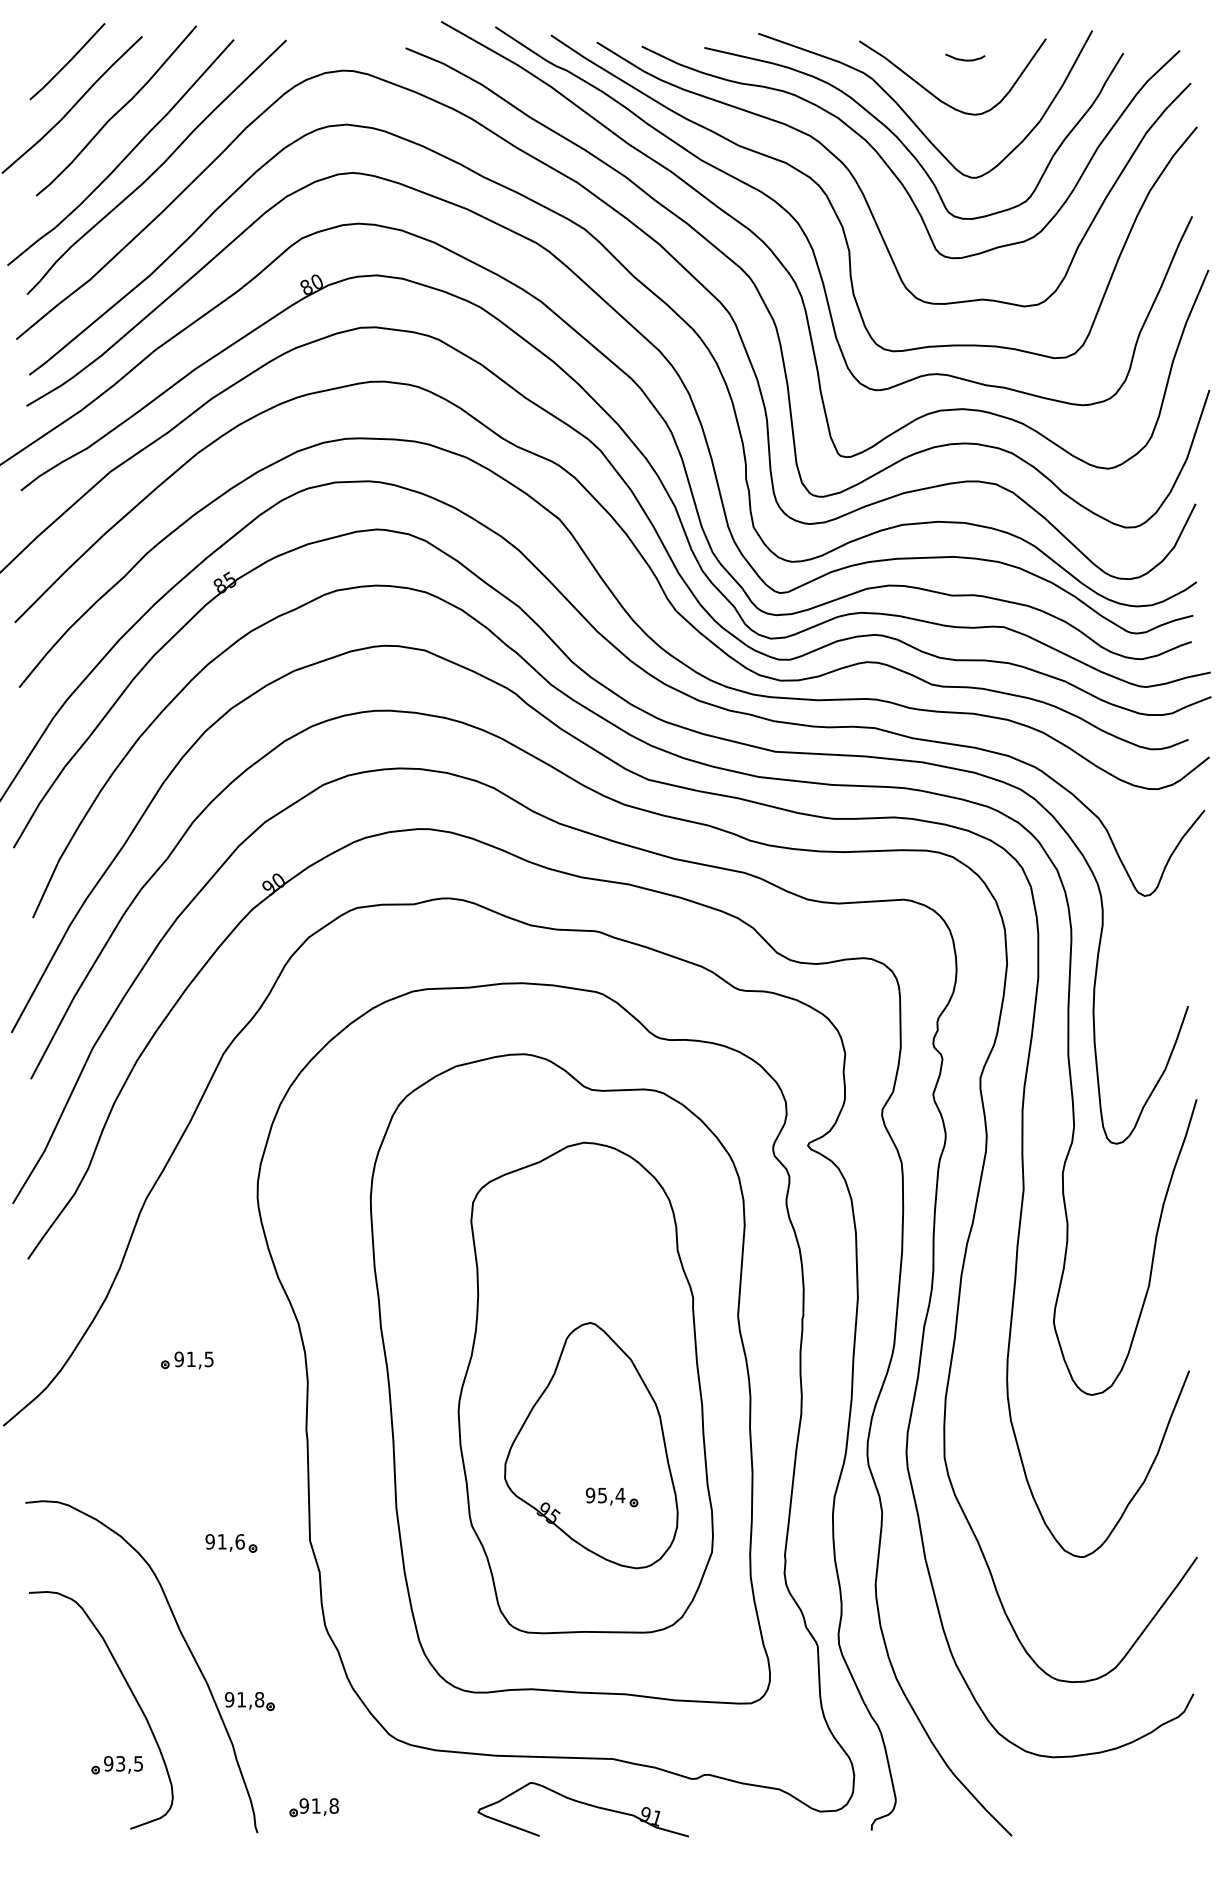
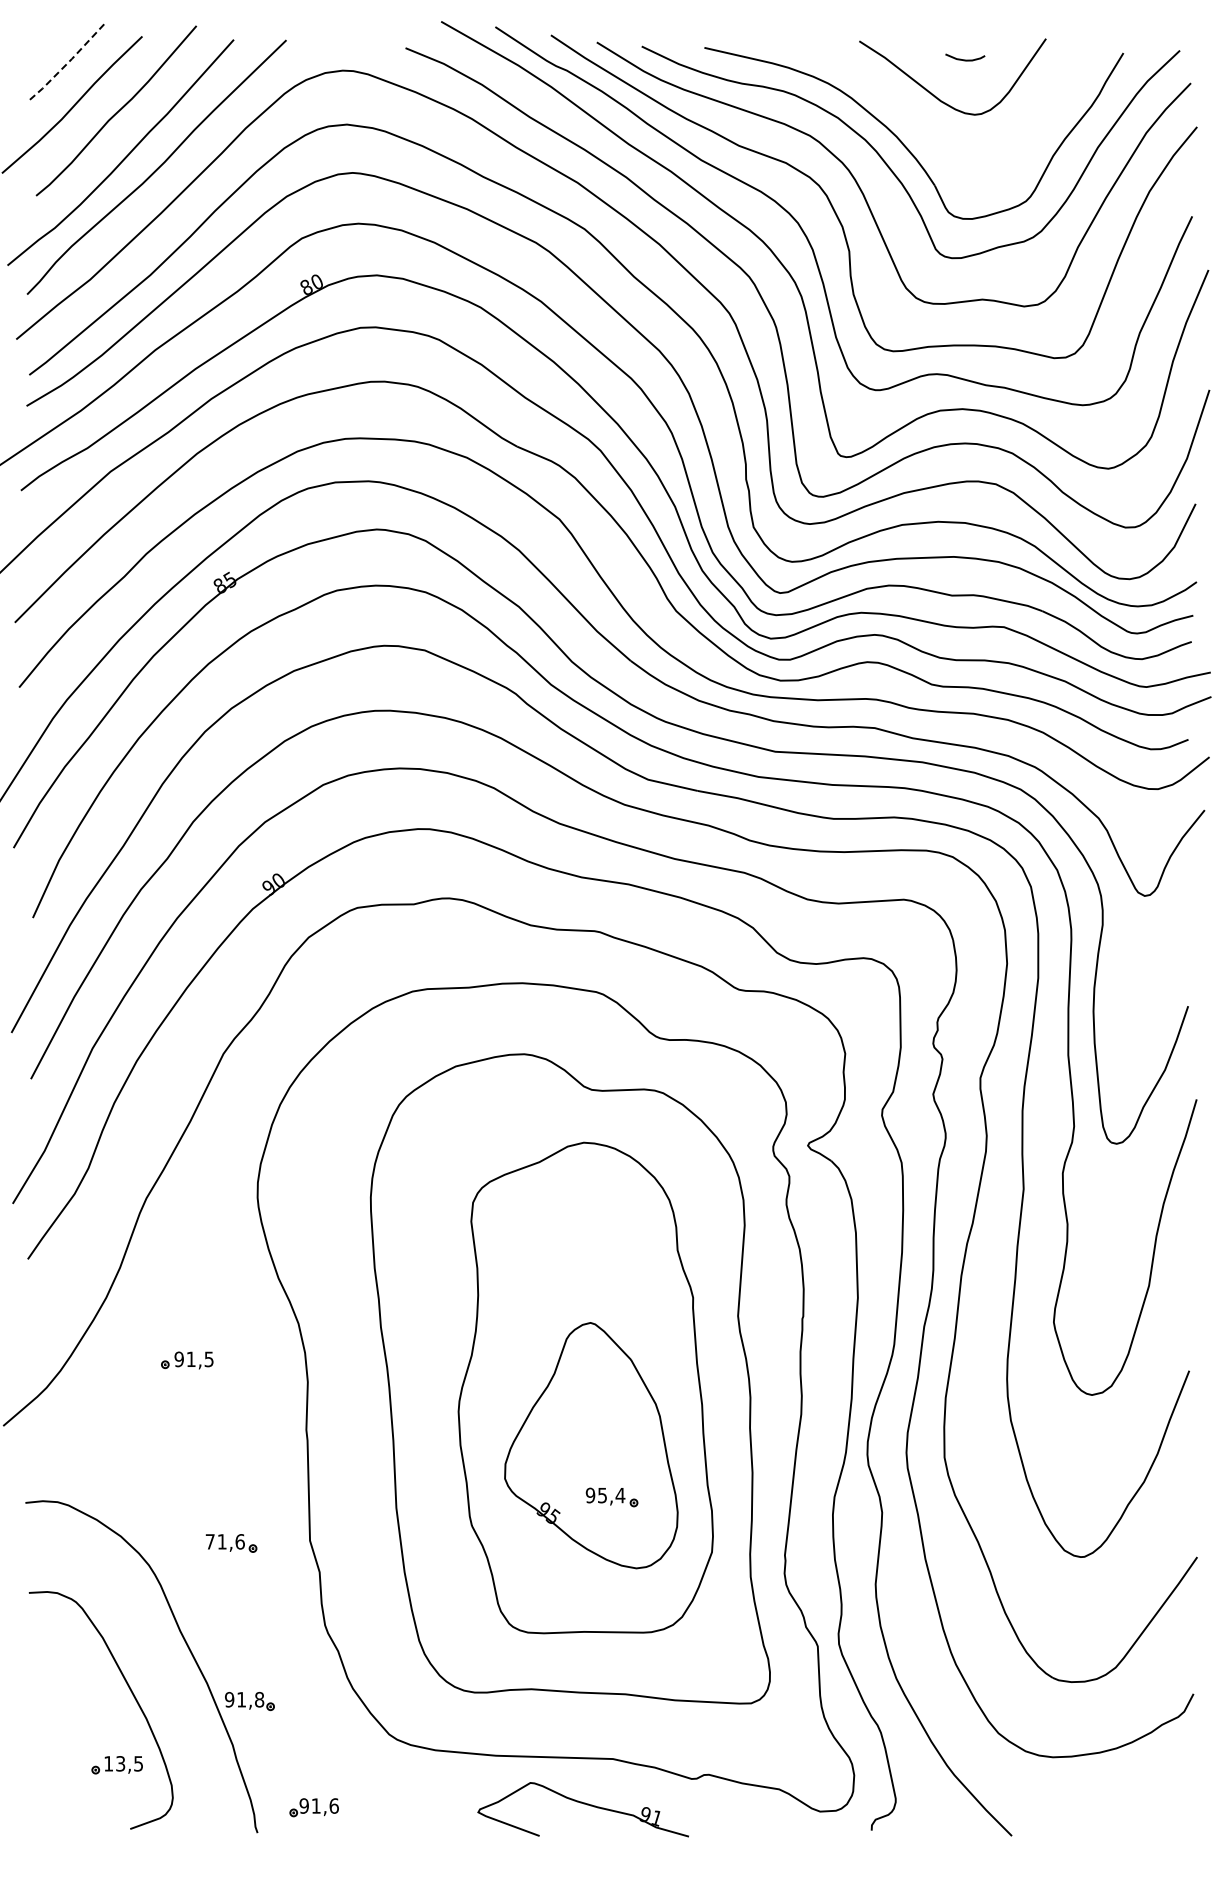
line: solid -> dashed (68, 62)
curve: present -> none (911, 118)
text: 91,6 -> 71,6 (209, 1541)
text: 93,5 -> 13,5 (108, 1763)
text: 91,8 -> 91,6 (333, 1805)
